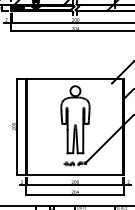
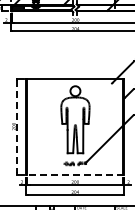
line: solid -> dashed (16, 126)
line: solid -> dashed (75, 174)
